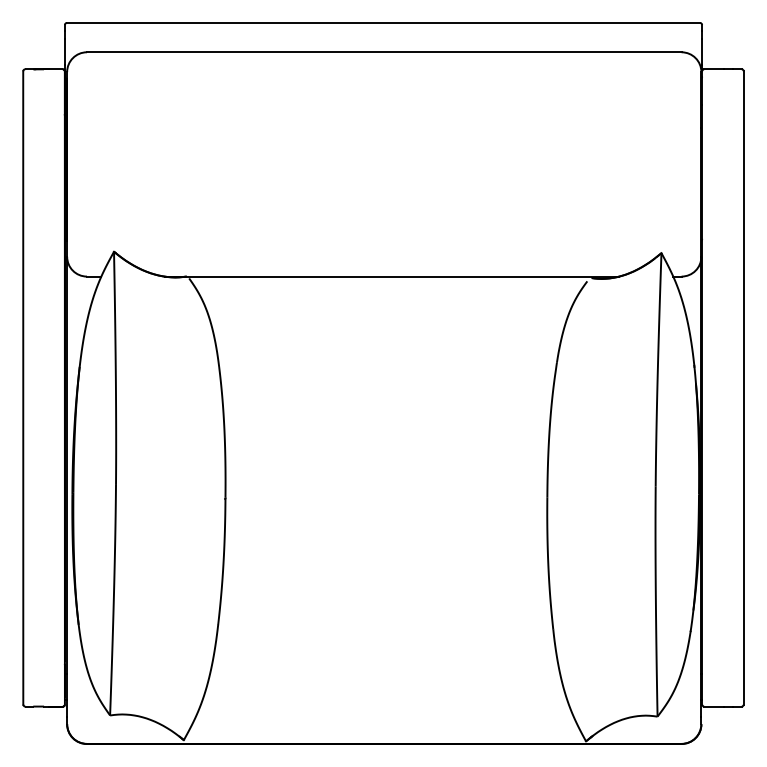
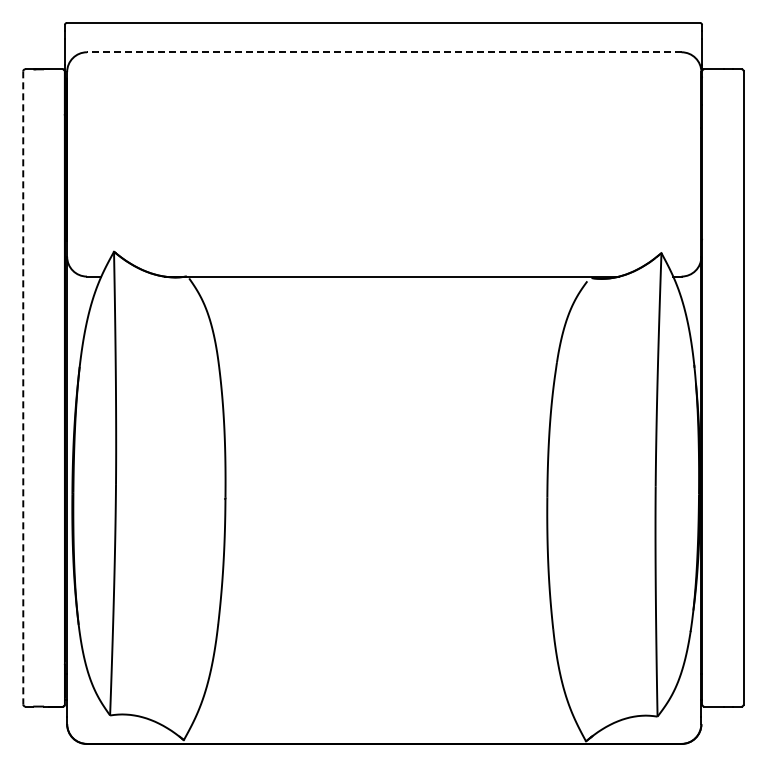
line: solid -> dashed (383, 52)
line: solid -> dashed (23, 387)
